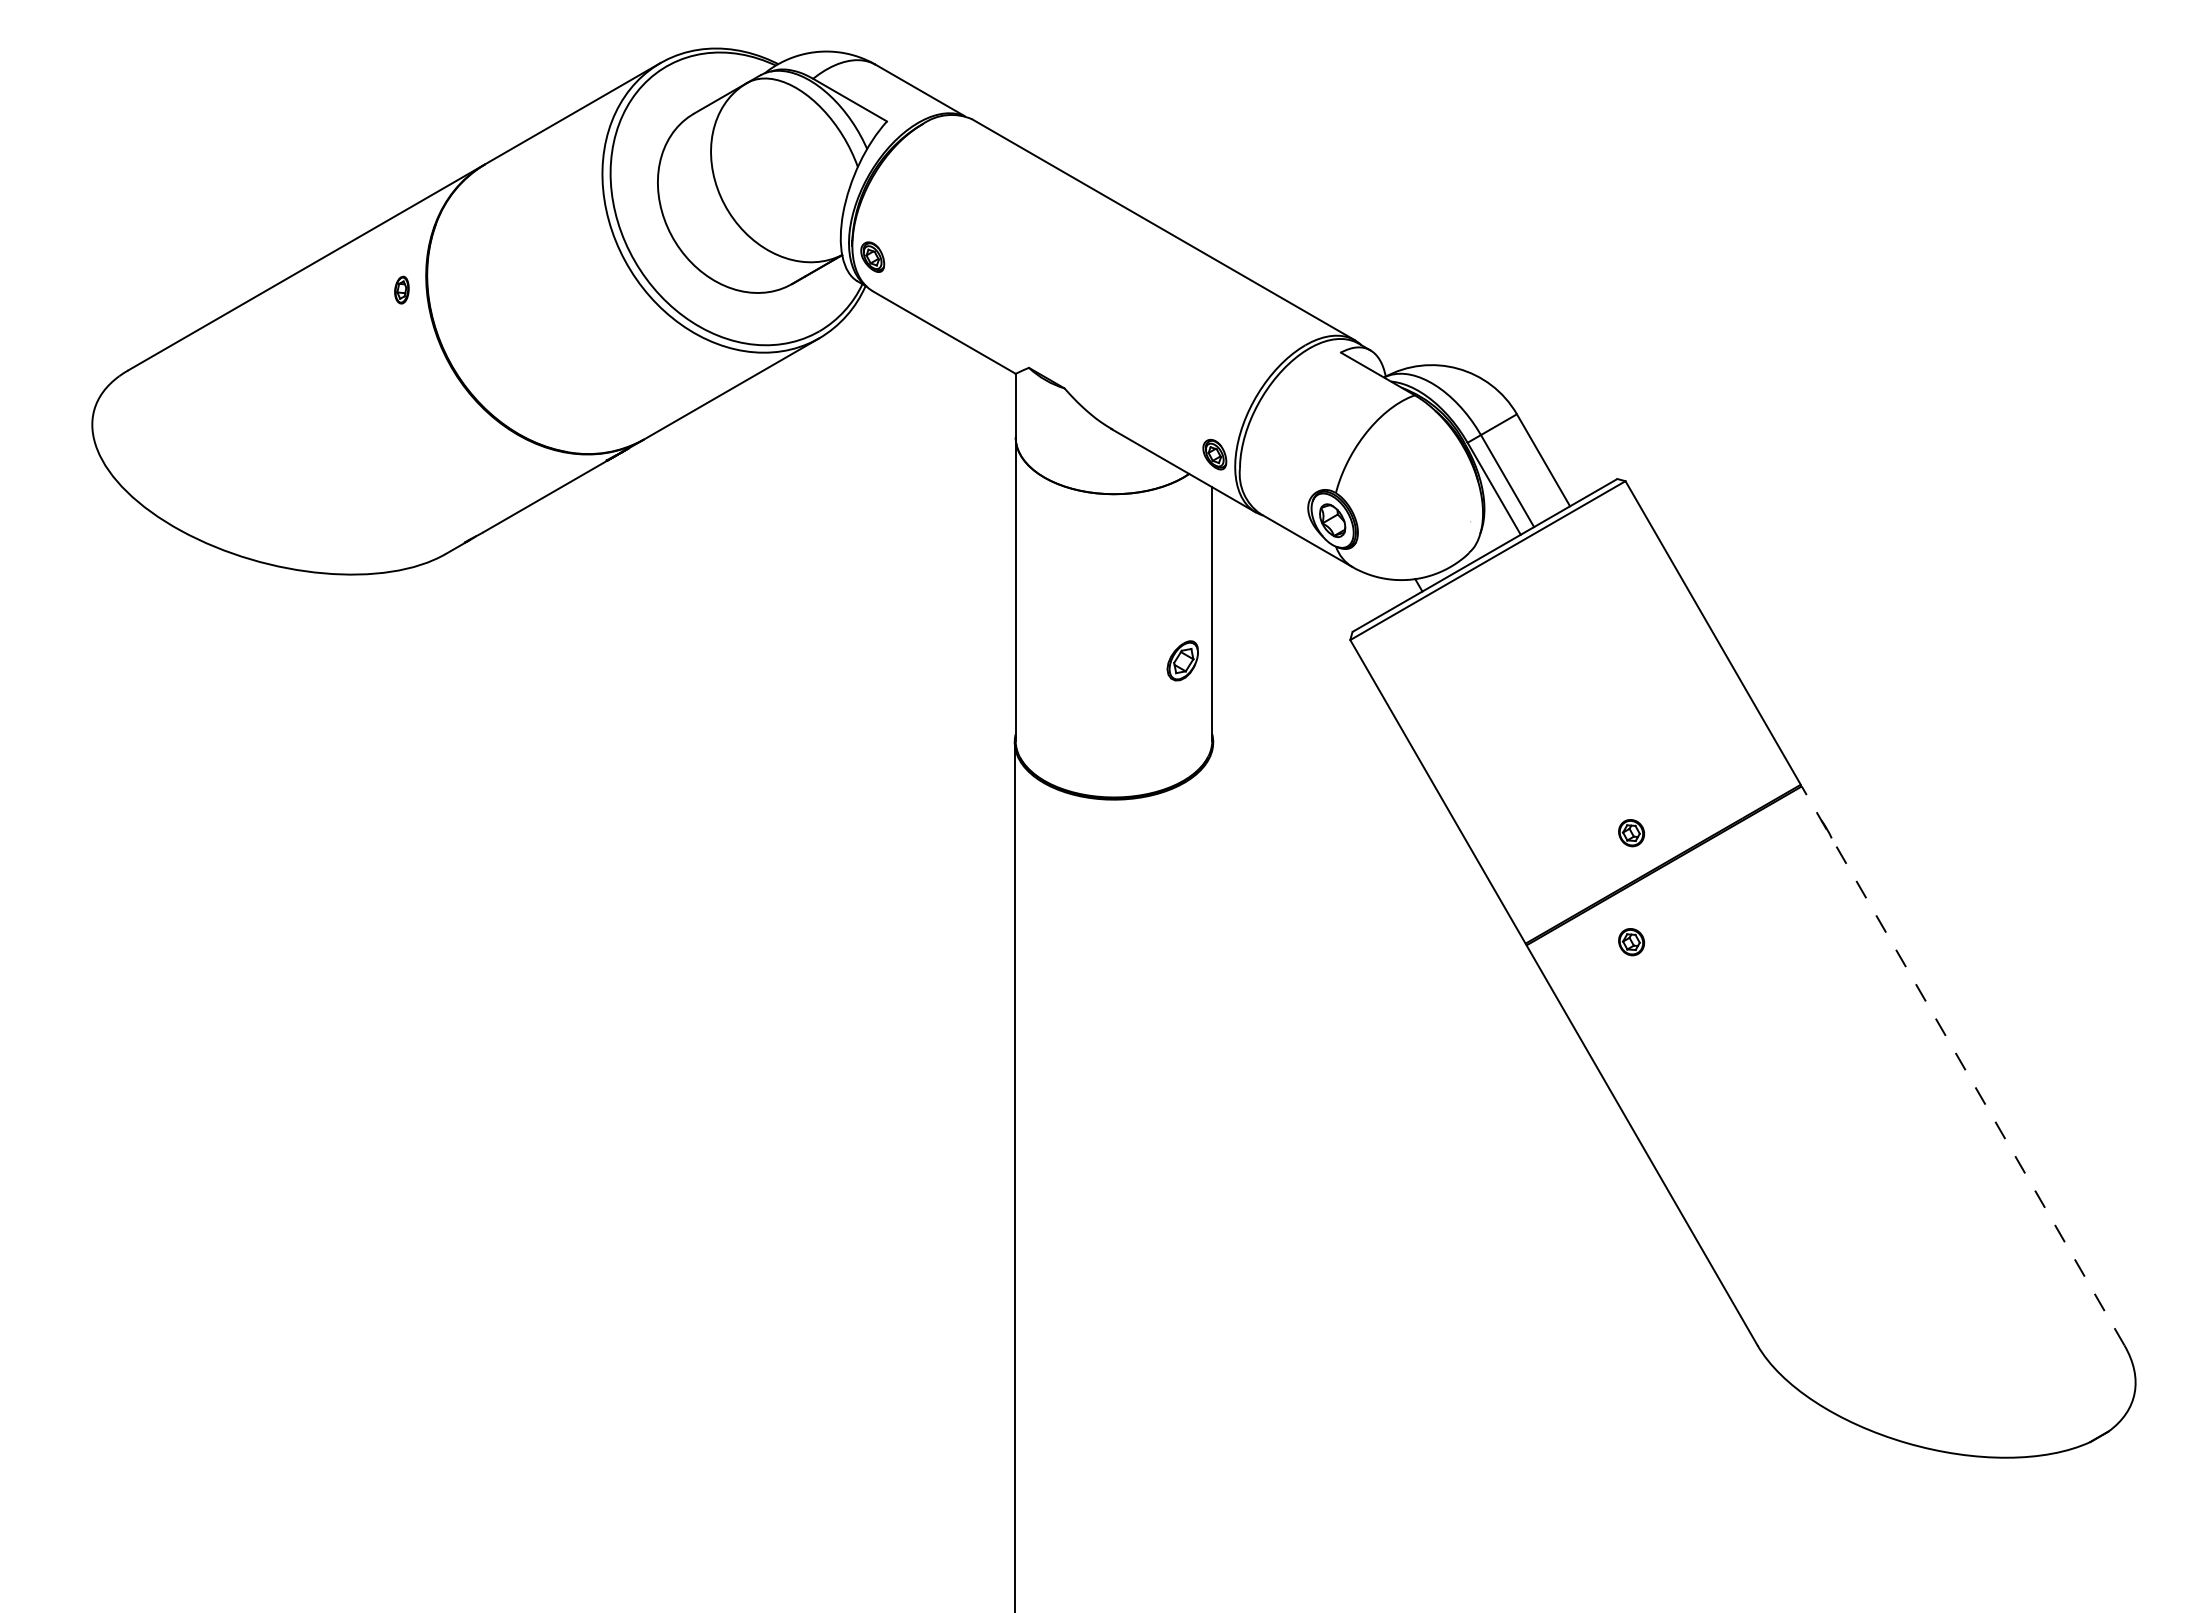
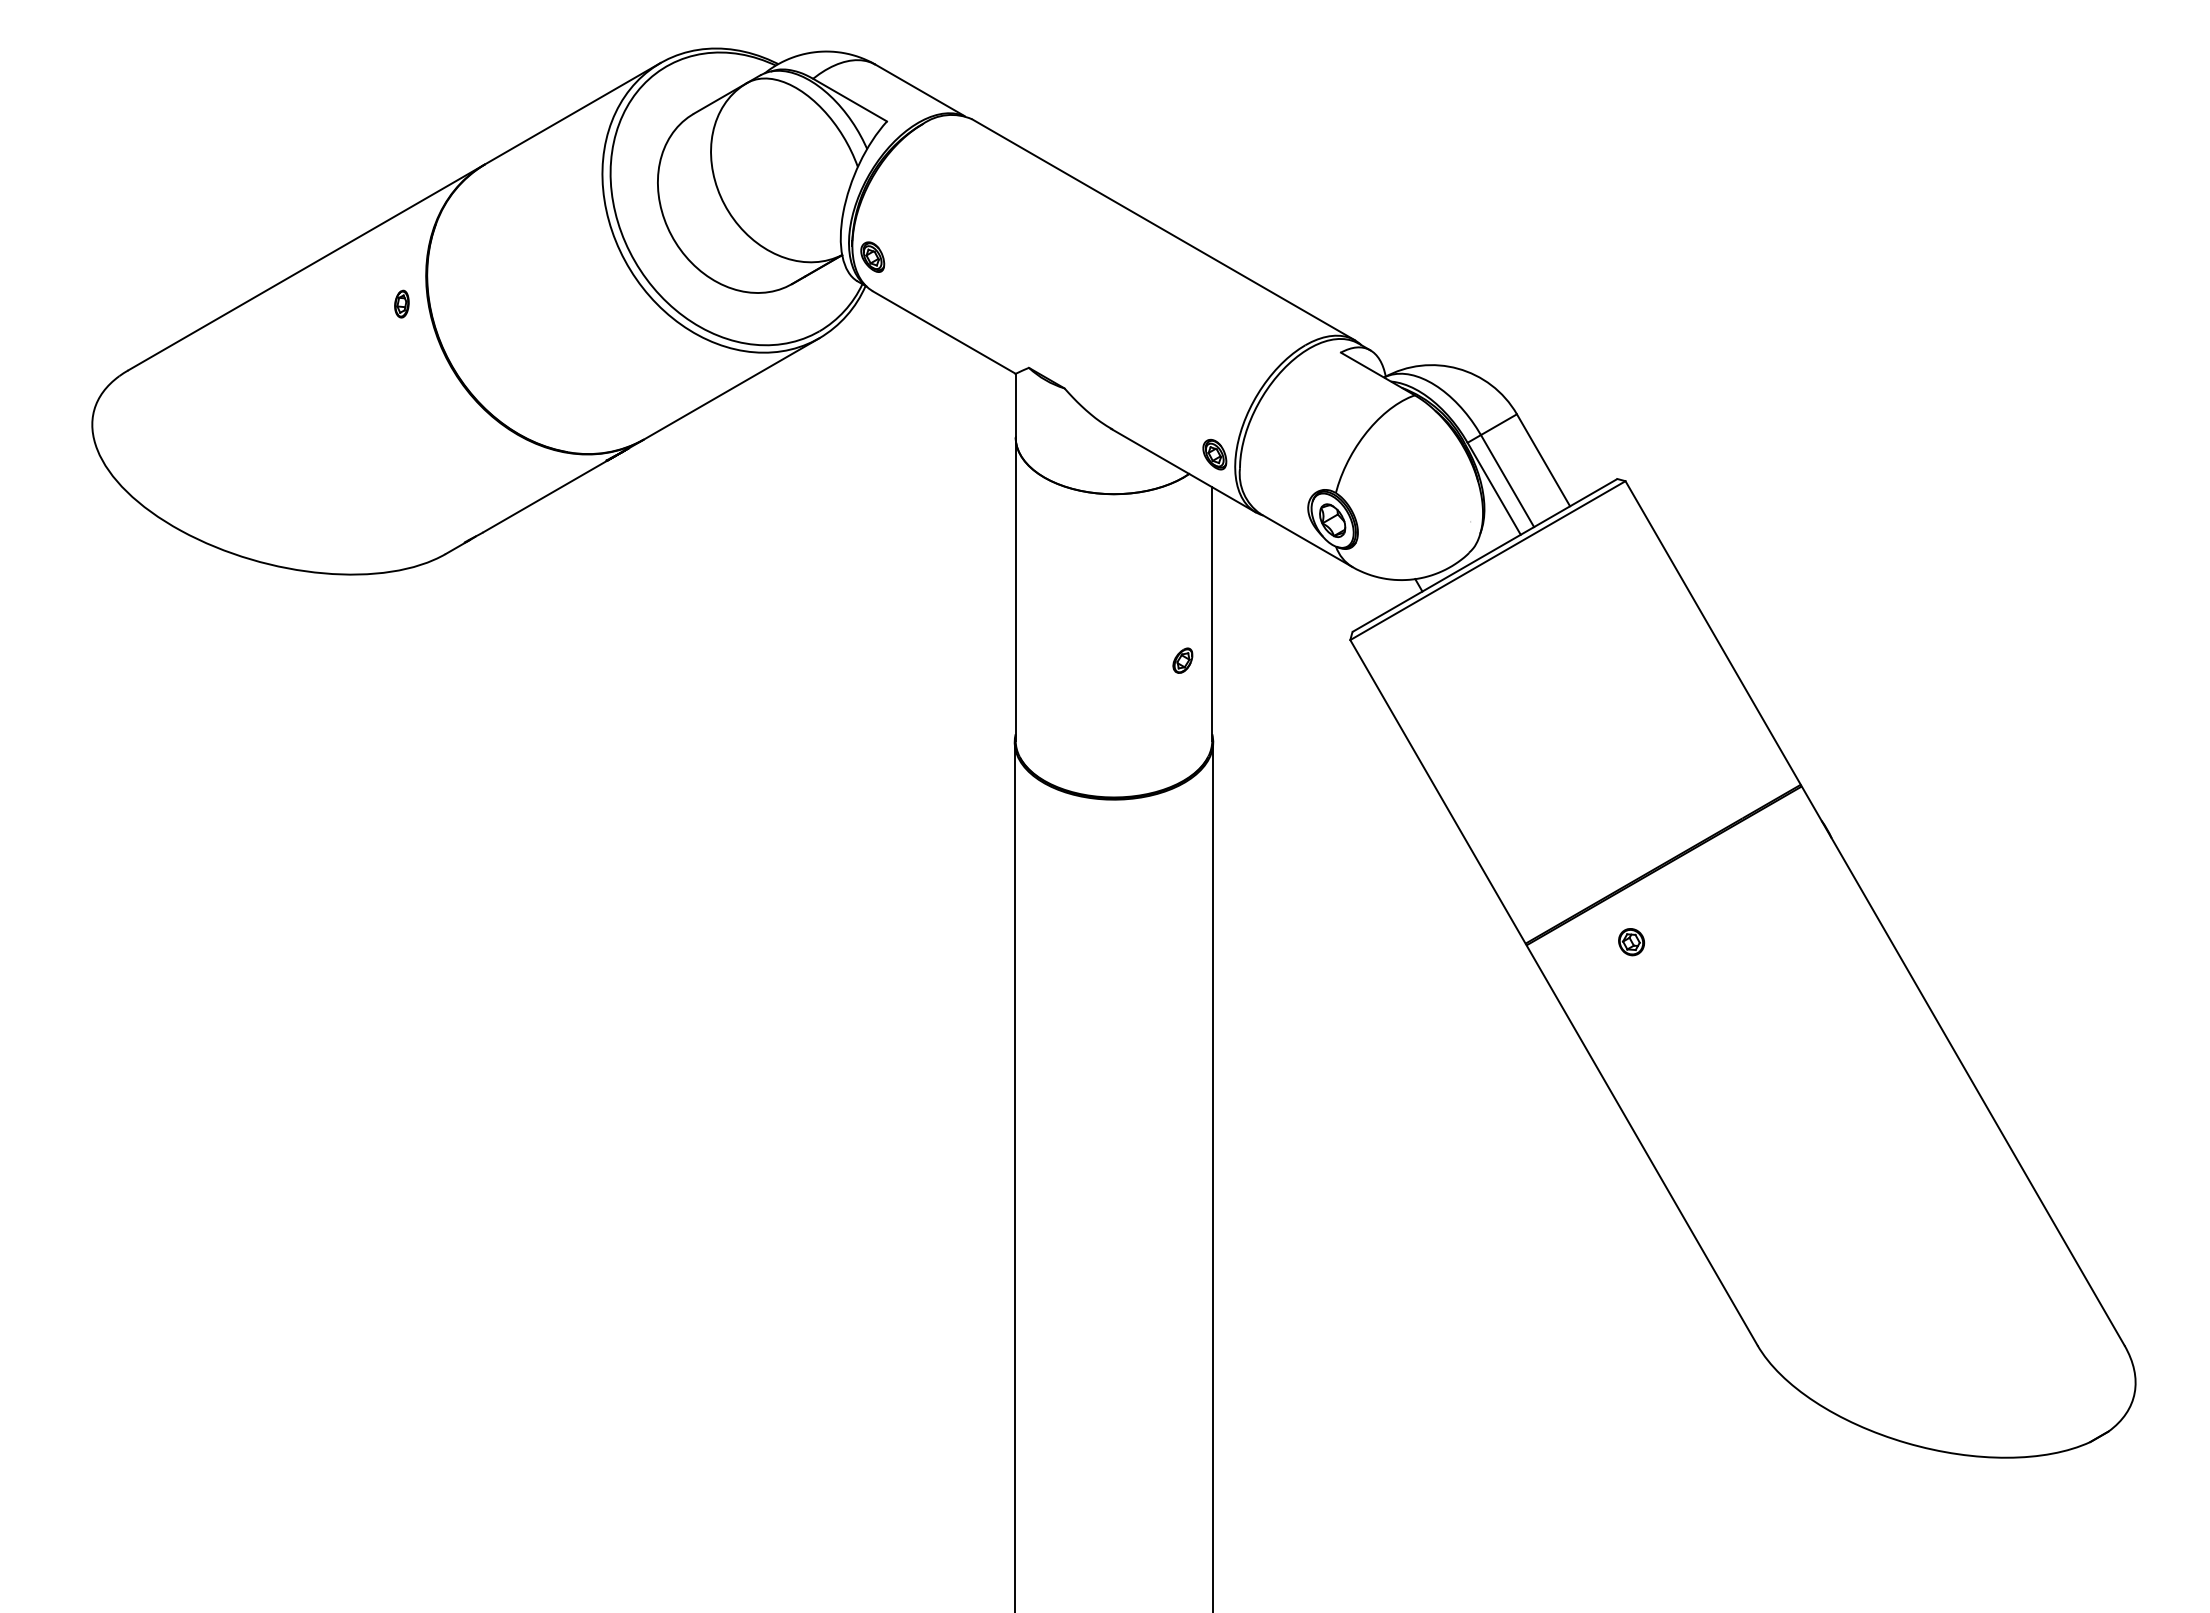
part position: (401, 289) -> (401, 303) (401, 303)
part size: 33x42 px -> 22x27 px (1182, 660)
part: present -> none (1631, 833)
line: dashed -> solid (1963, 1065)
line: none -> present (1213, 1175)
